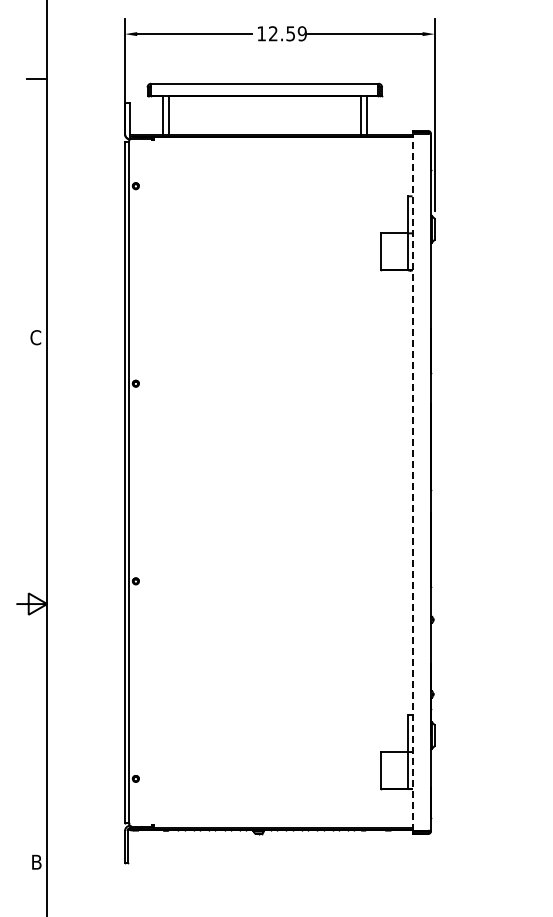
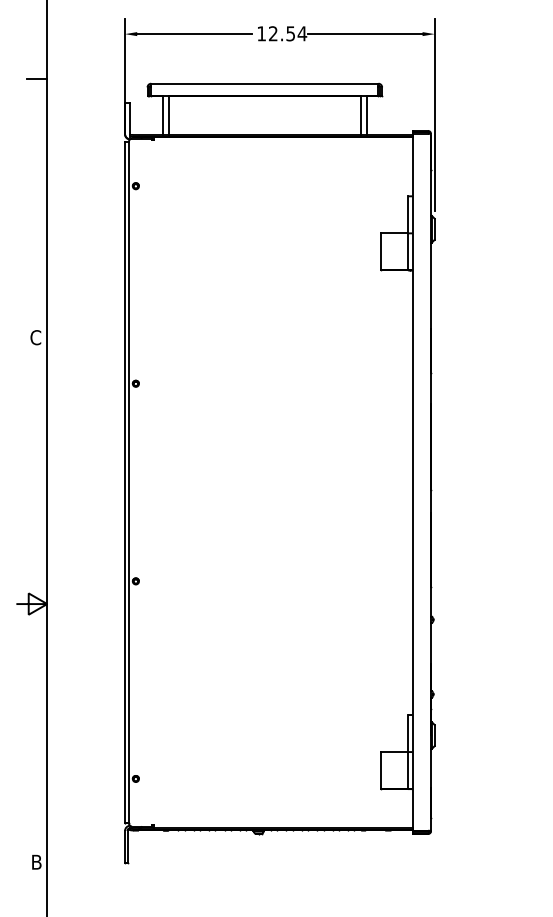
text: 12.59 -> 12.54 (302, 33)
line: dashed -> solid (412, 482)
